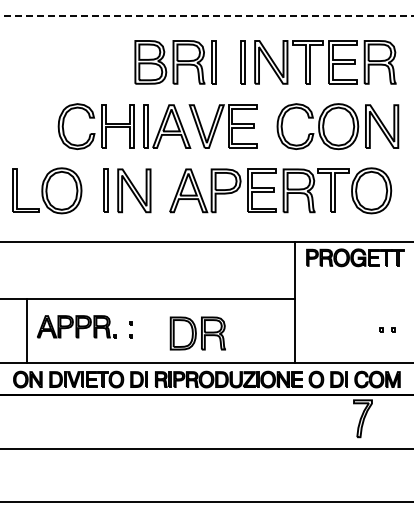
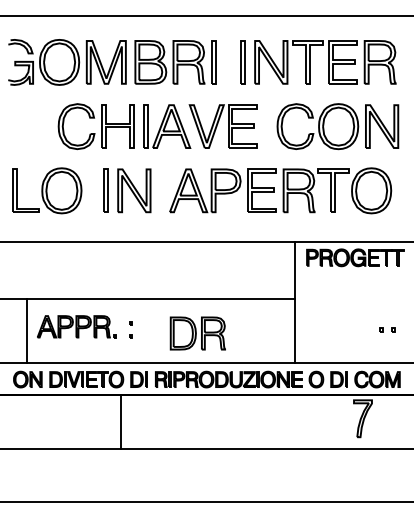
line: dashed -> solid (207, 15)
part: none -> present (67, 62)
line: none -> present (120, 421)
